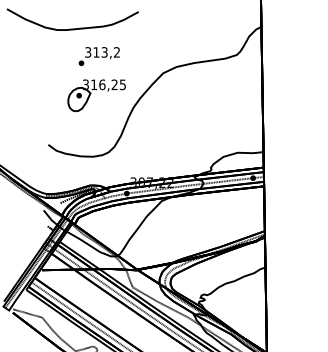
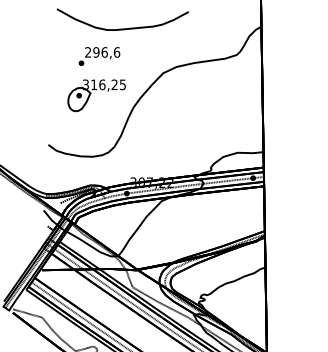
part position: (72, 28) -> (122, 28) (122, 28)
text: 313,2 -> 296,6 (102, 52)
